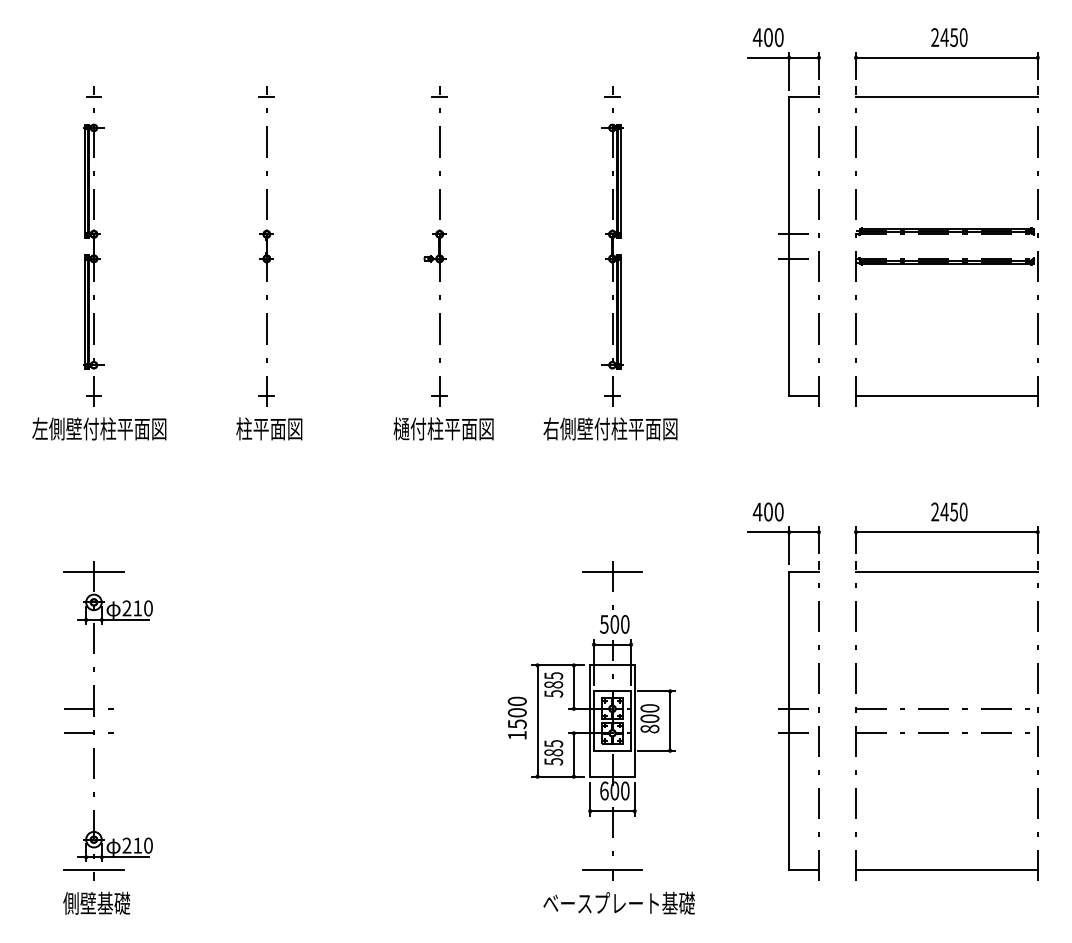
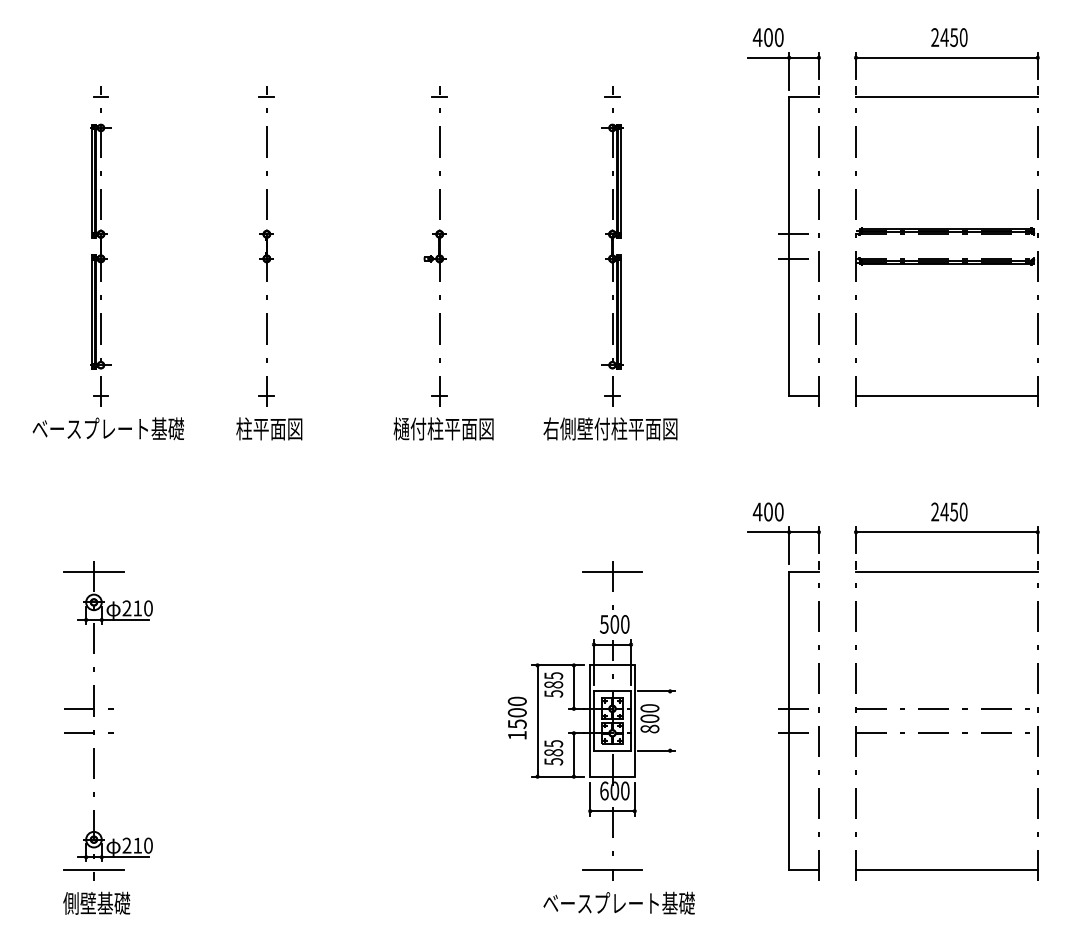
part position: (93, 246) -> (100, 246) (100, 246)
text: 左側壁付柱平面図 -> ベースプレート基礎 (108, 428)
line: present -> none (670, 720)
